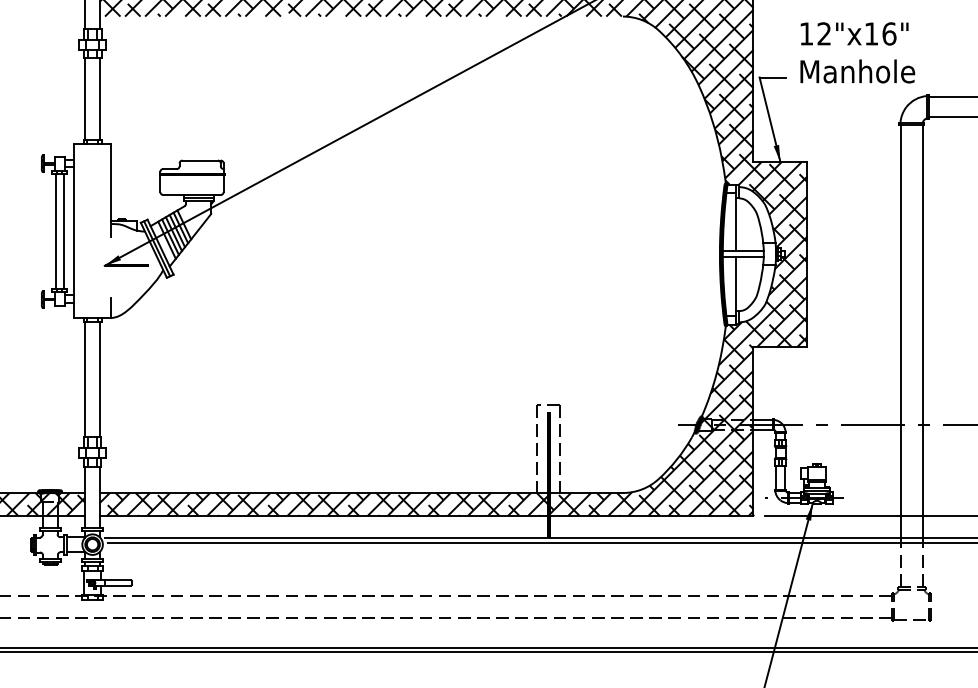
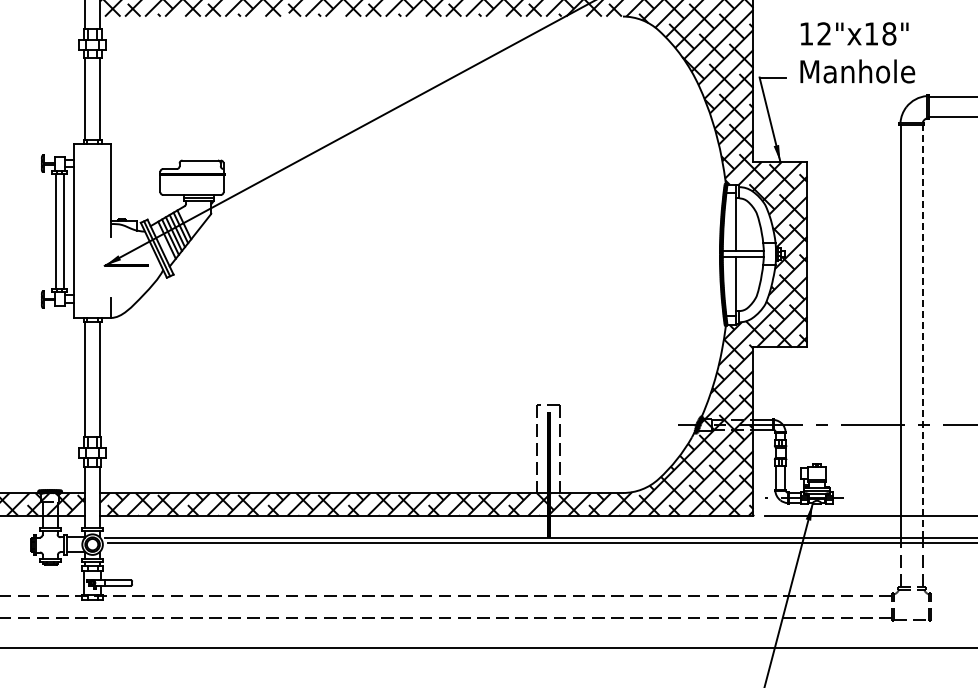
text: 12"x16" -> 12"x18" (889, 33)
line: solid -> dashed (922, 331)
line: present -> none (488, 651)
